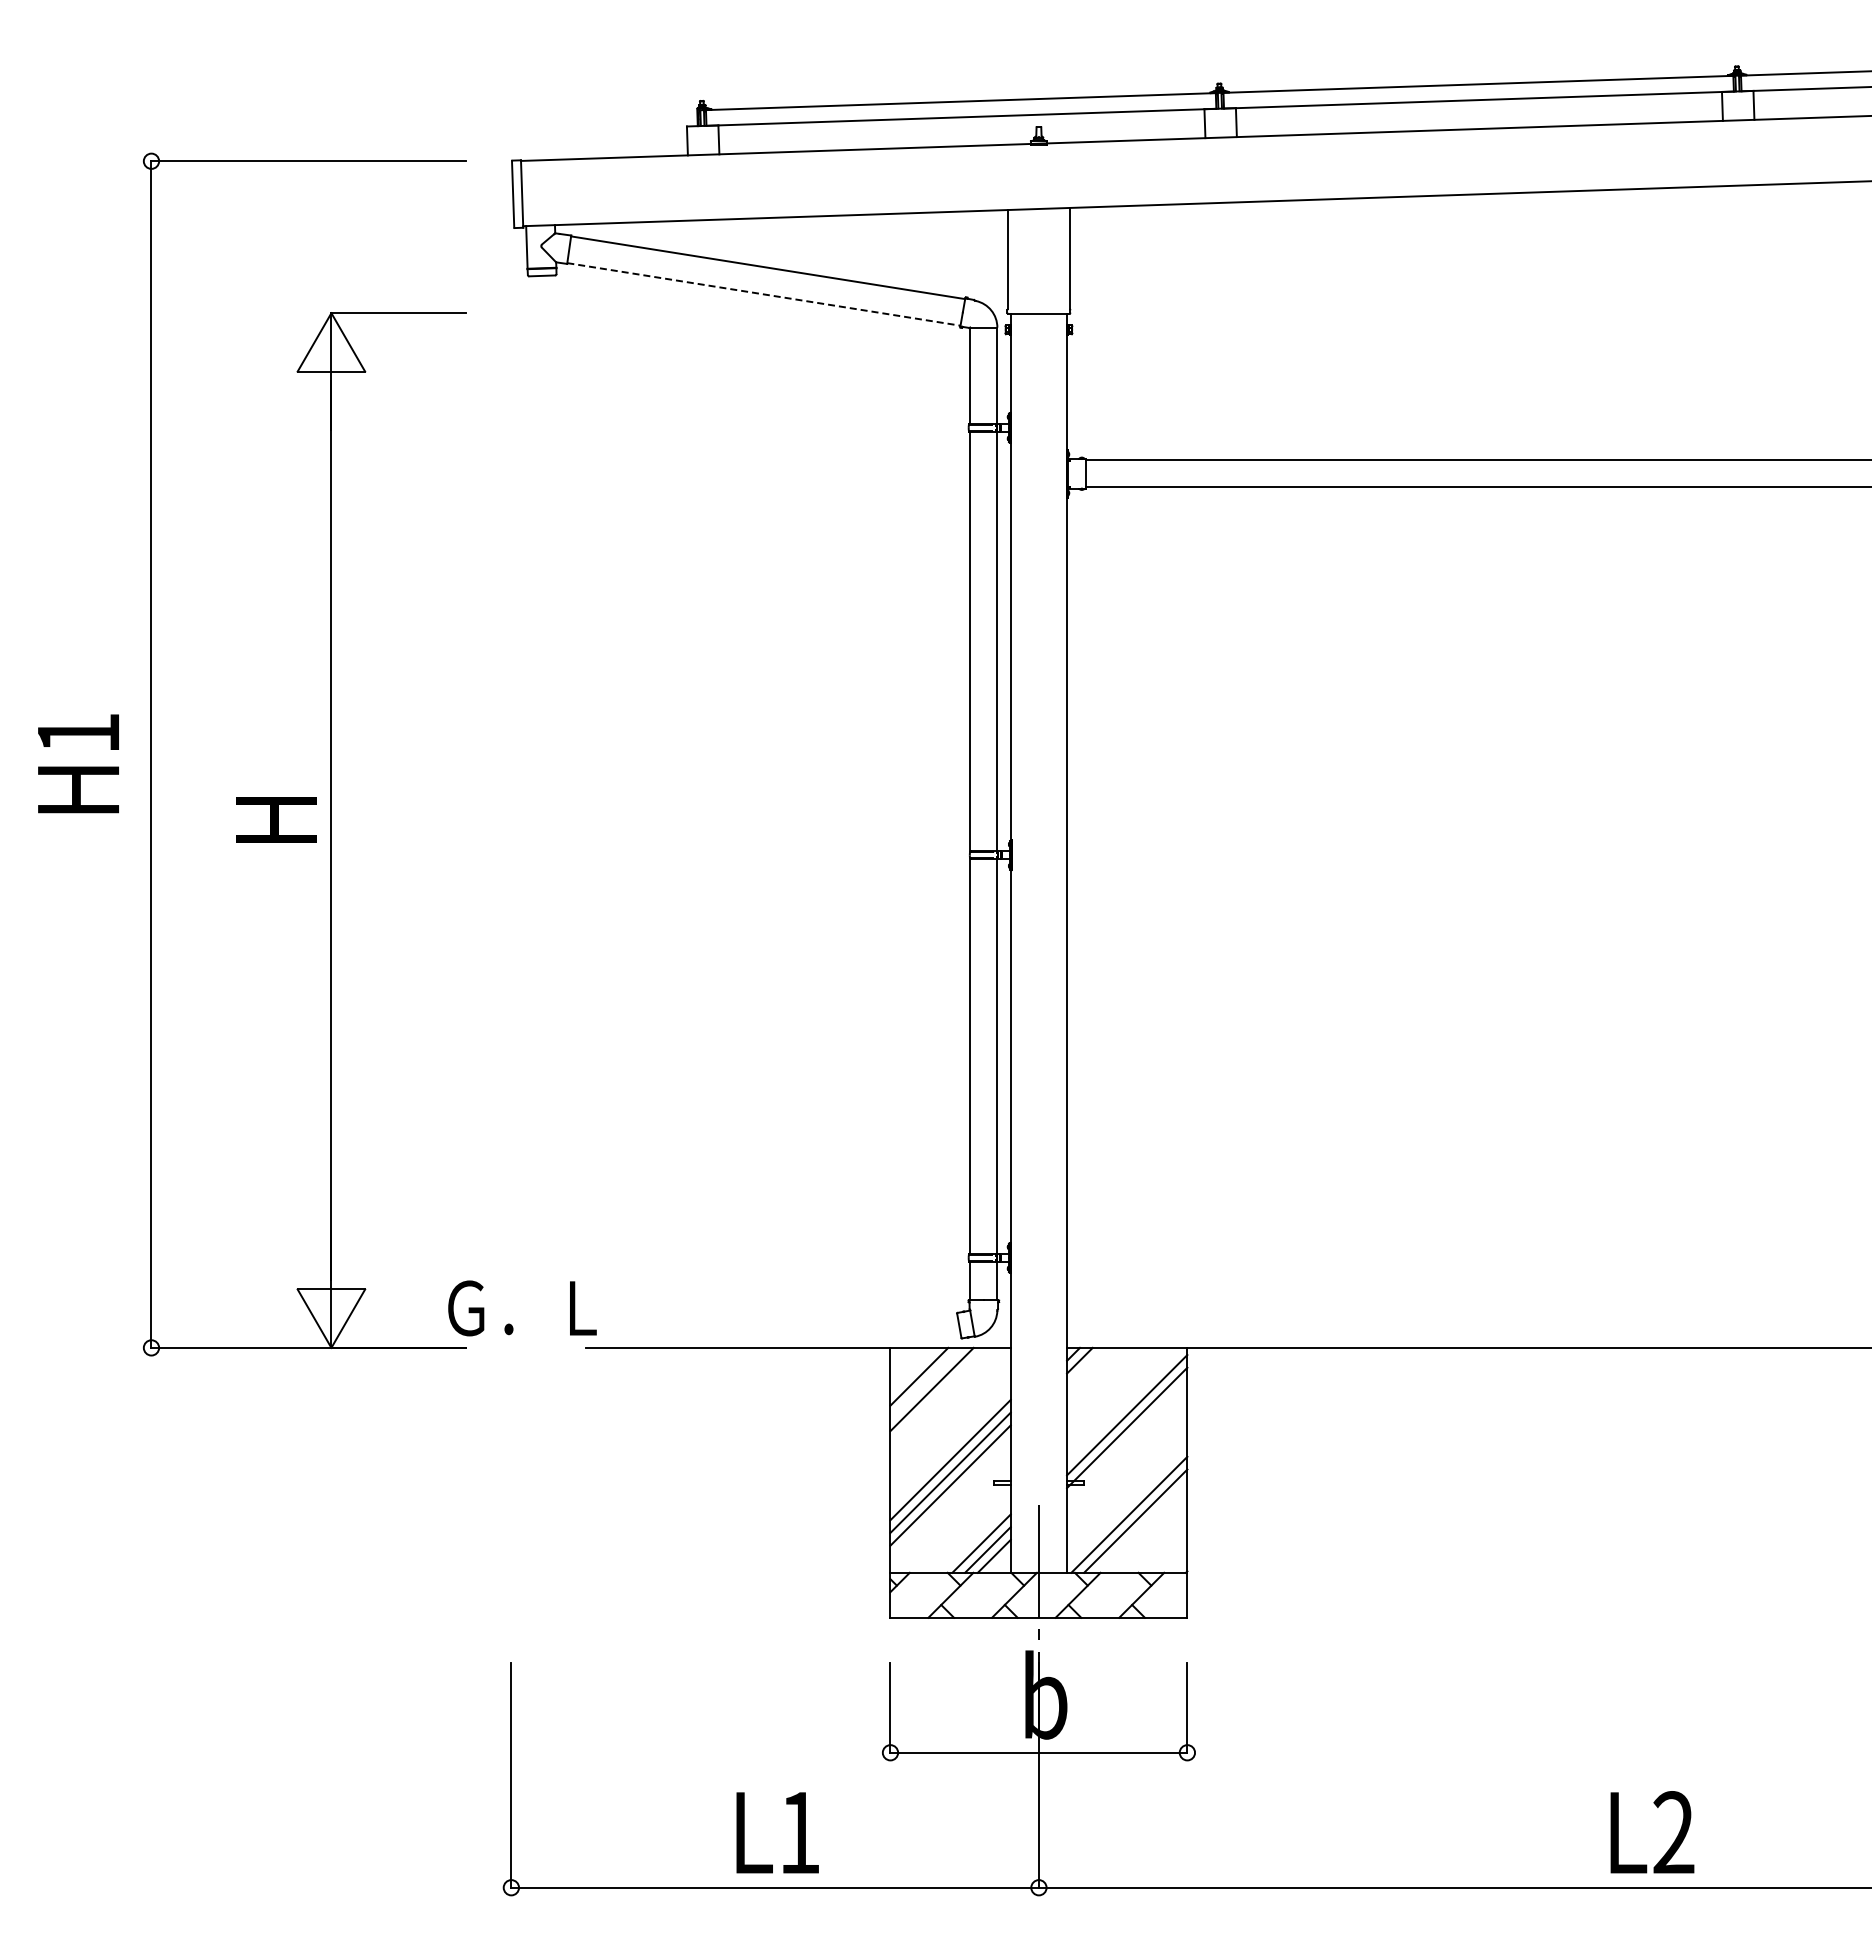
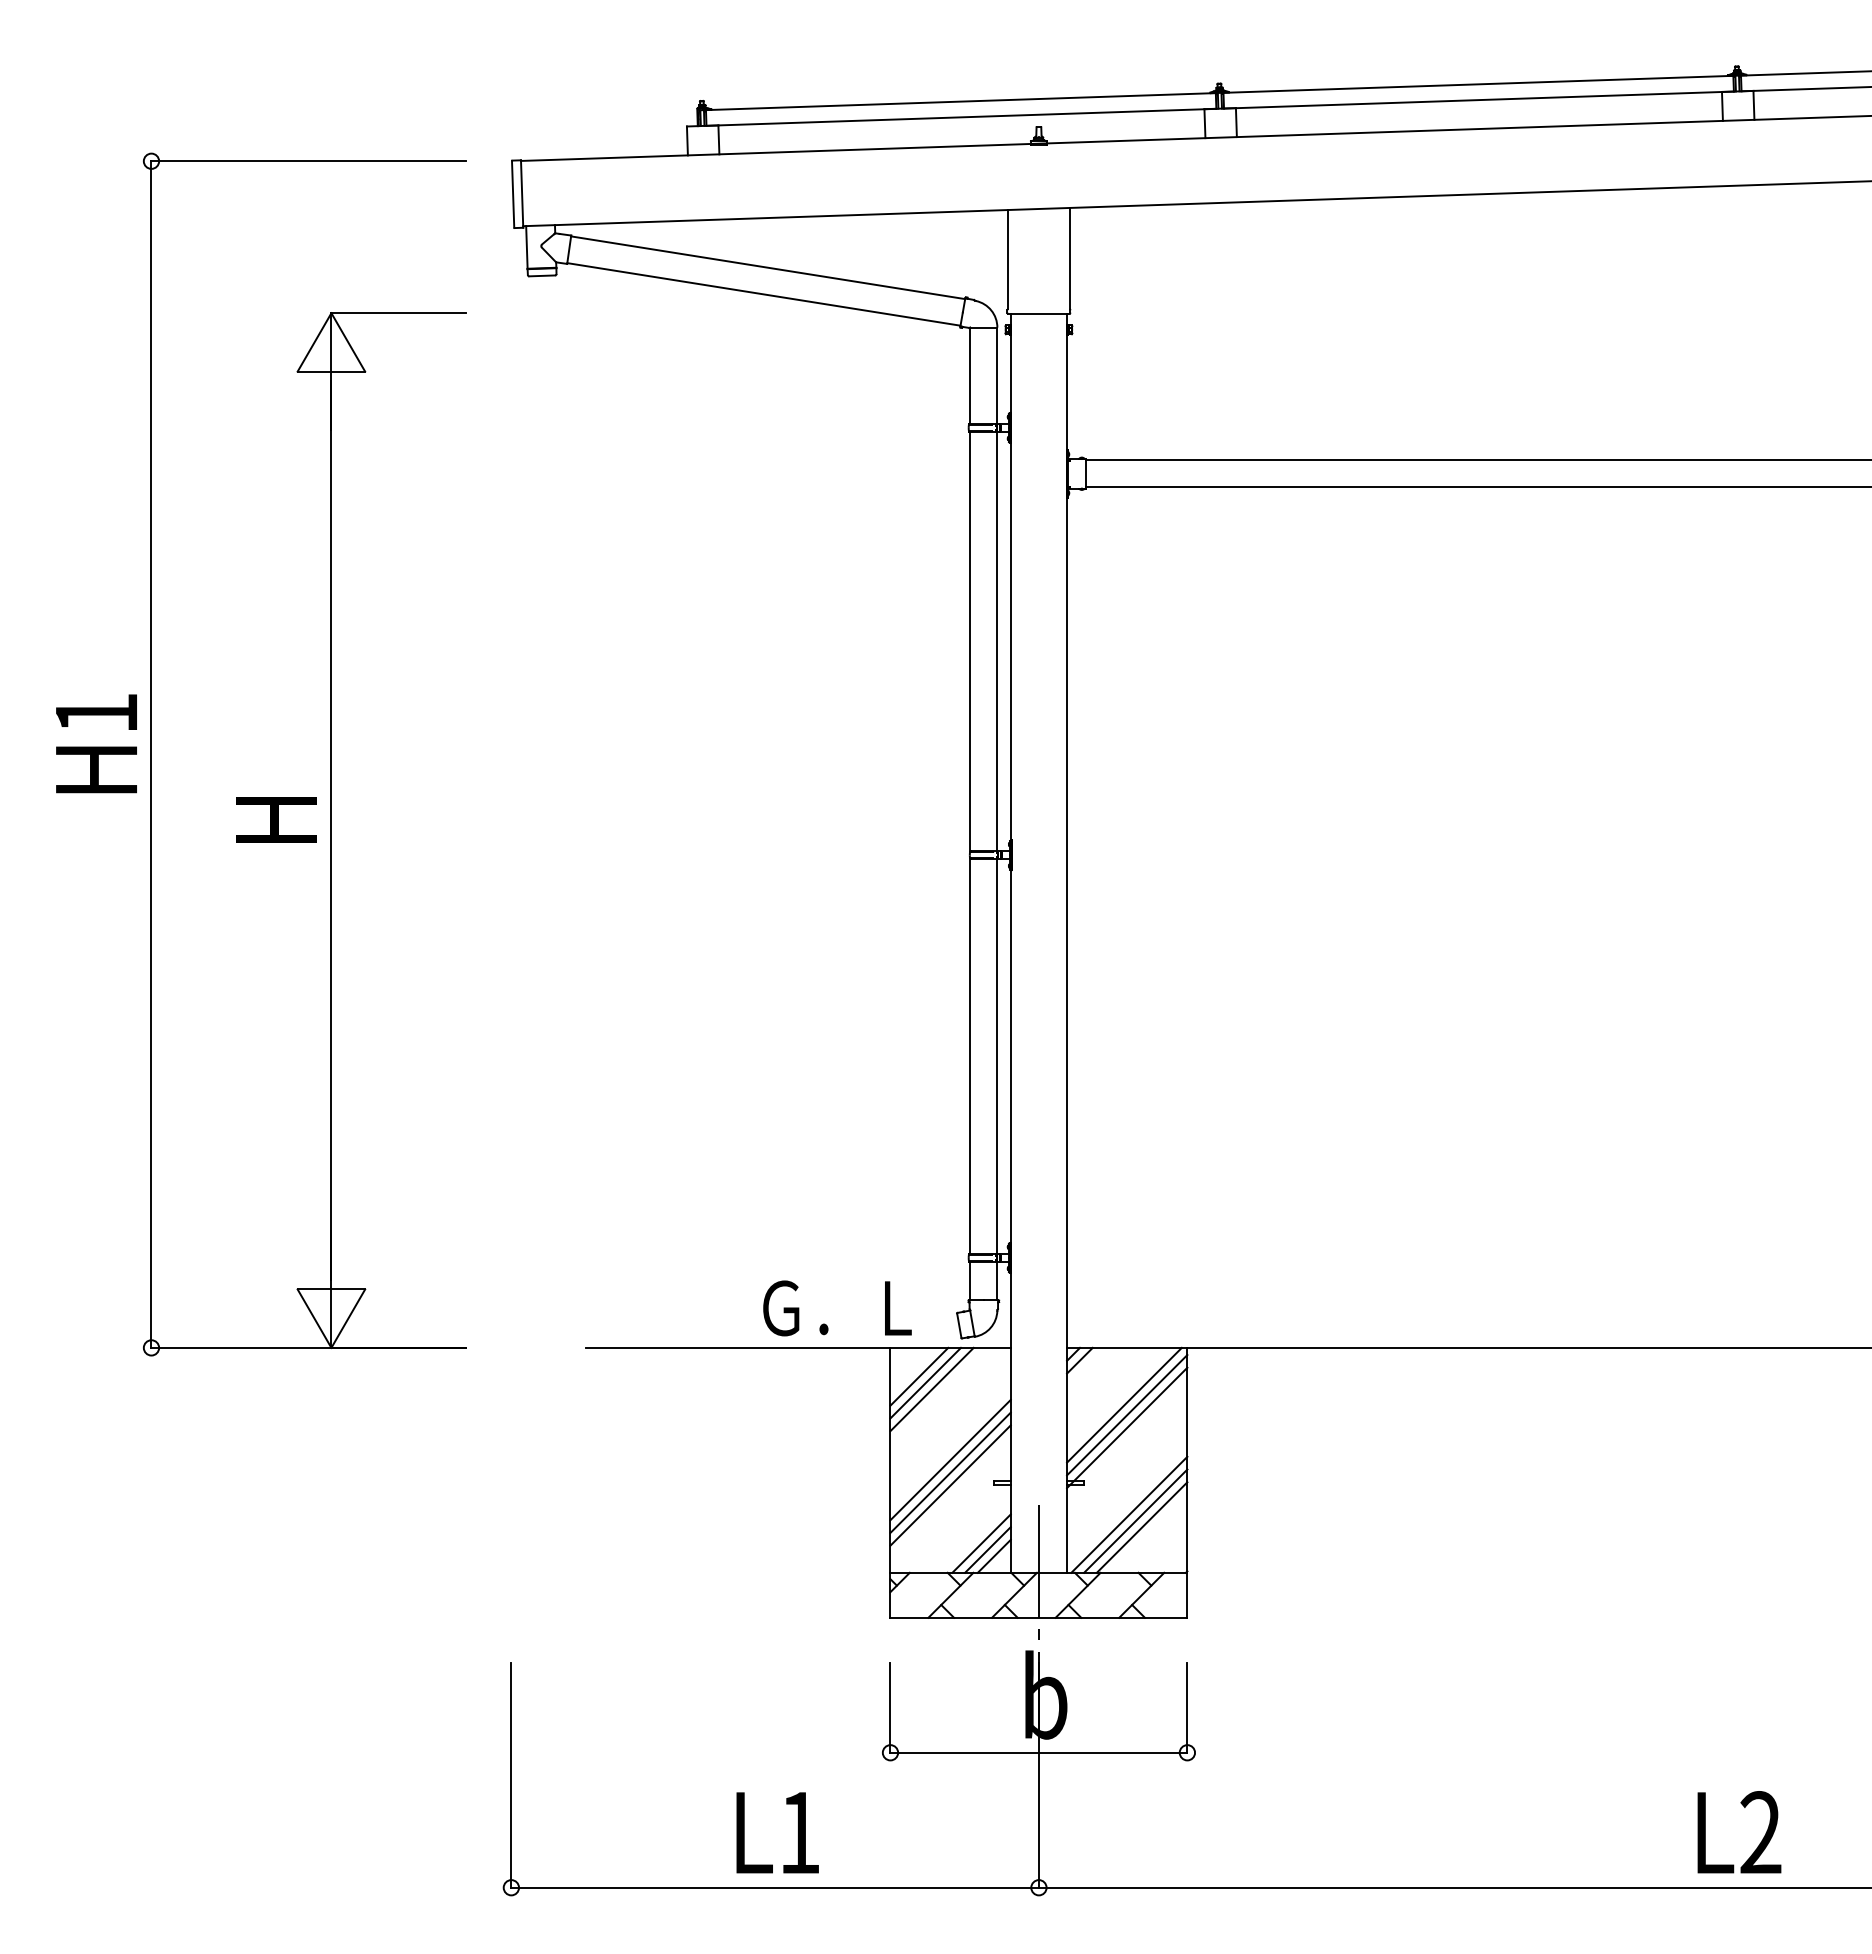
line: dashed -> solid (764, 294)
text position: (78, 763) -> (96, 743) (96, 743)
text position: (522, 1308) -> (837, 1308) (837, 1308)
line: none -> present (925, 1382)
line: none -> present (1124, 1404)
line: none -> present (1141, 1527)
text position: (1652, 1832) -> (1739, 1832) (1739, 1832)
